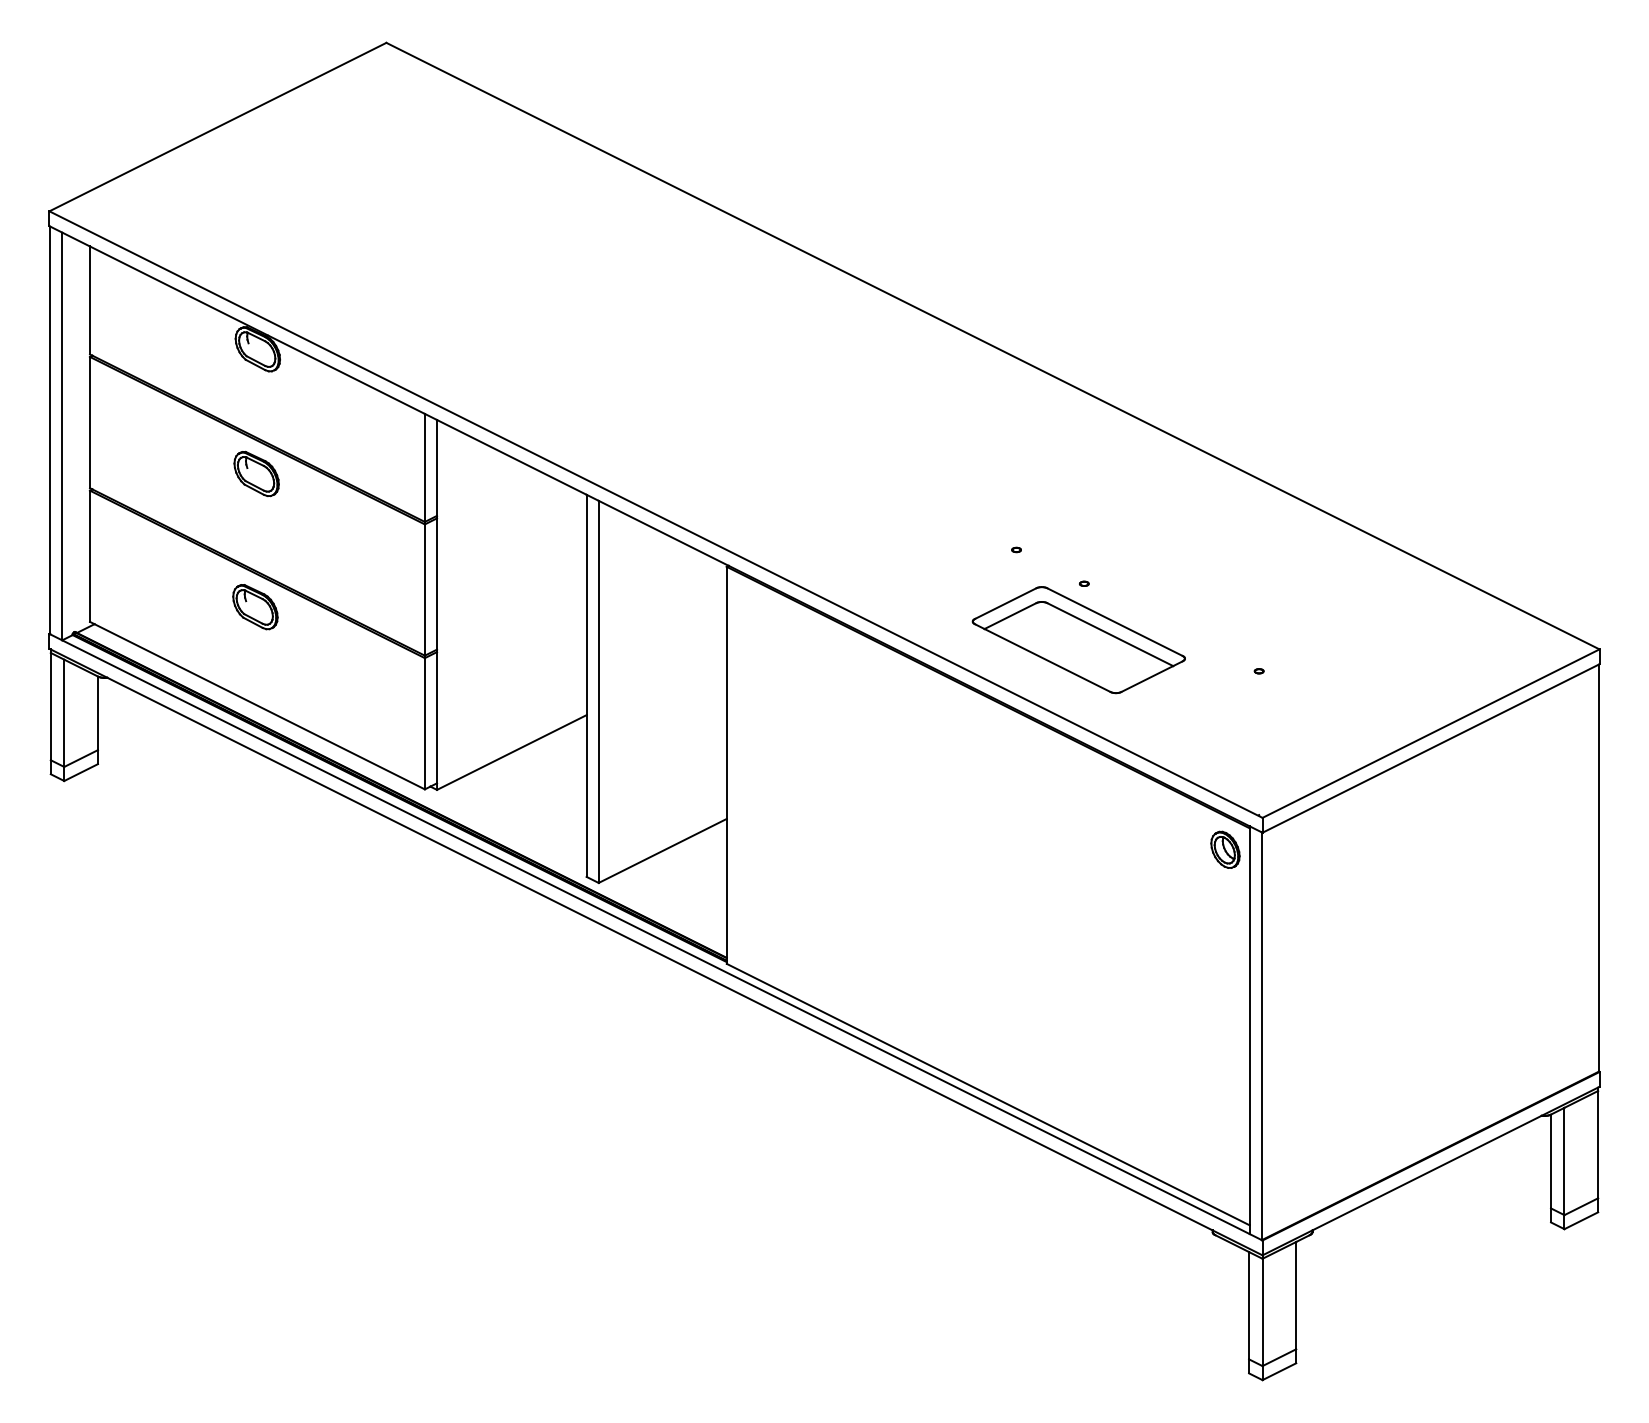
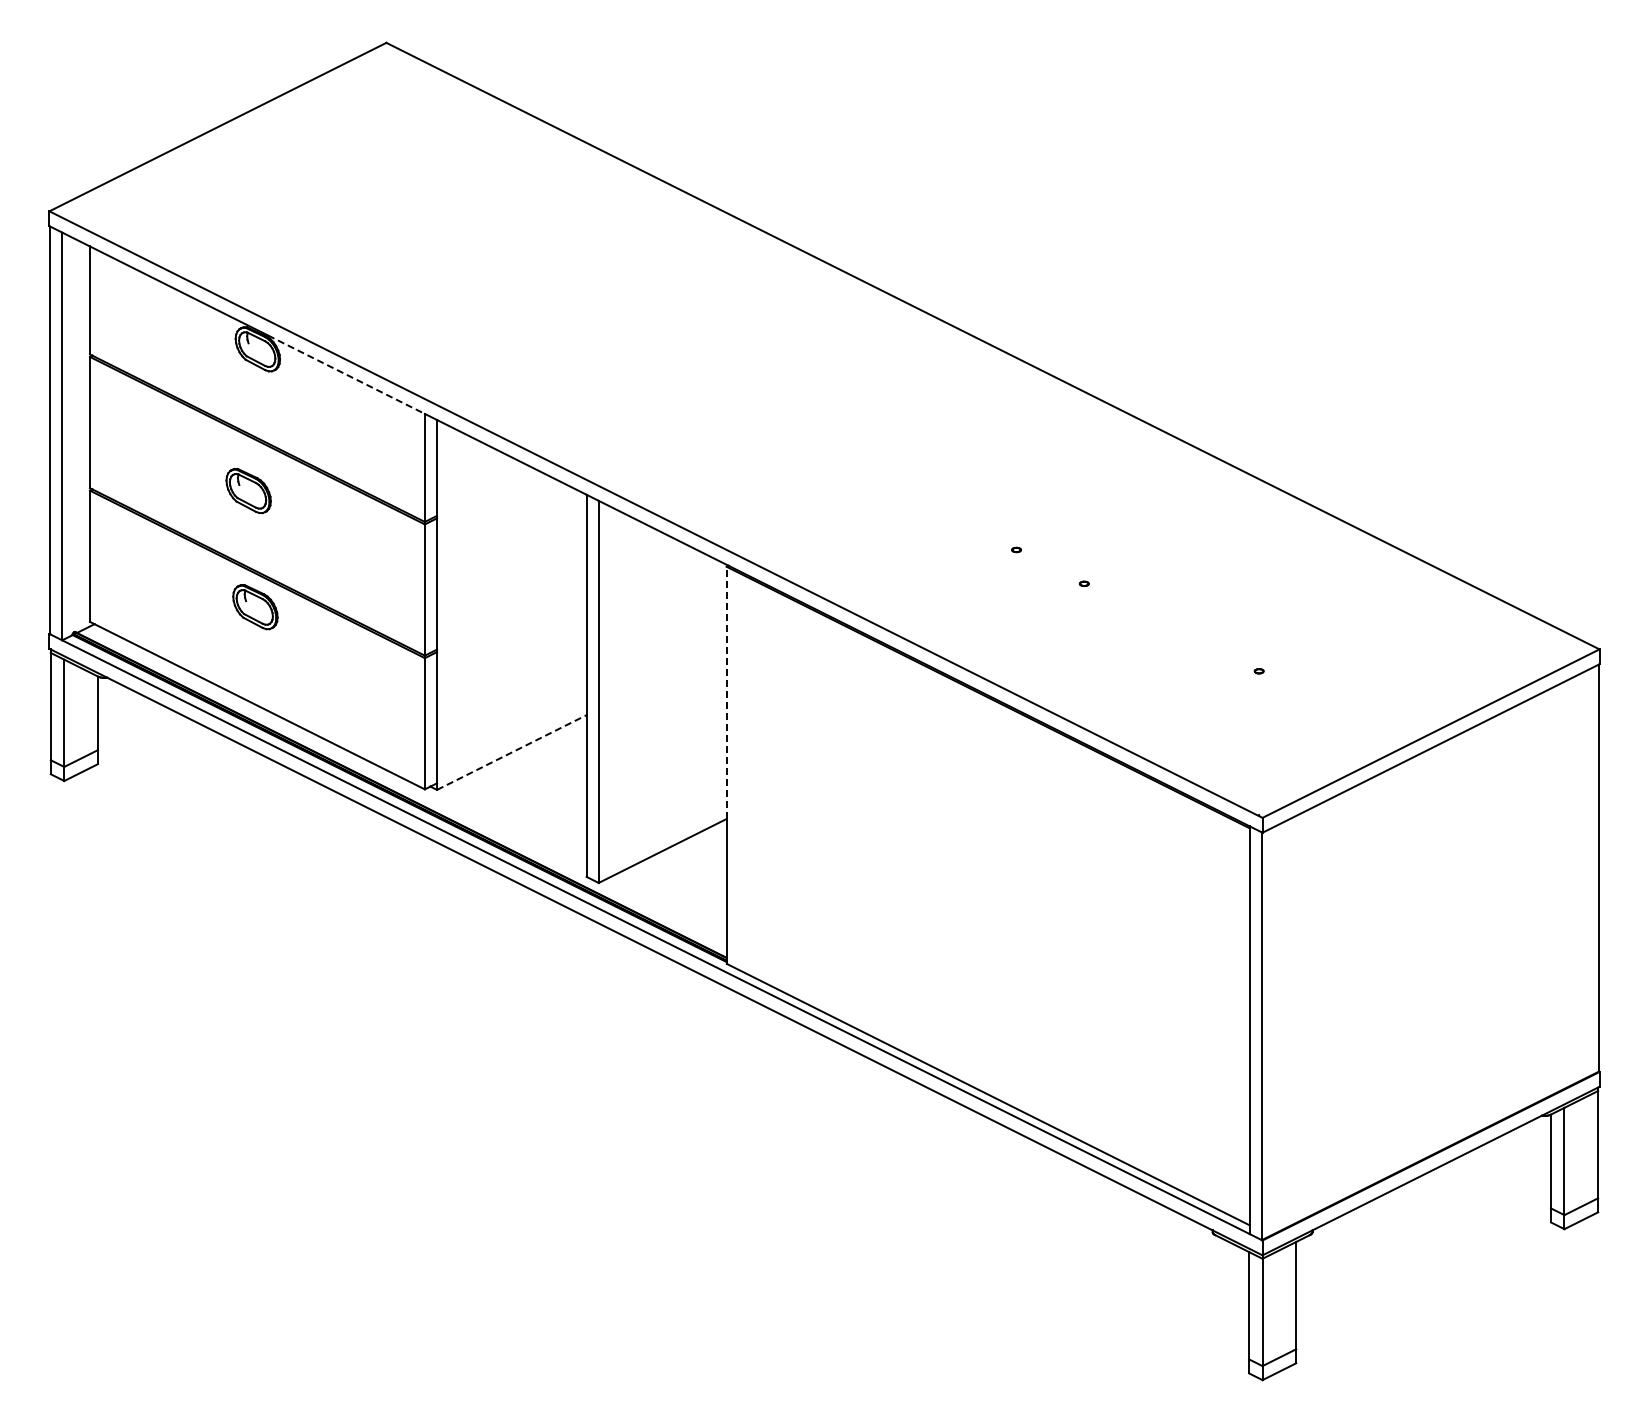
line: solid -> dashed (346, 374)
part position: (256, 473) -> (248, 490) (248, 490)
part: present -> none (1078, 640)
line: solid -> dashed (726, 692)
line: solid -> dashed (511, 752)
part: present -> none (1225, 849)
